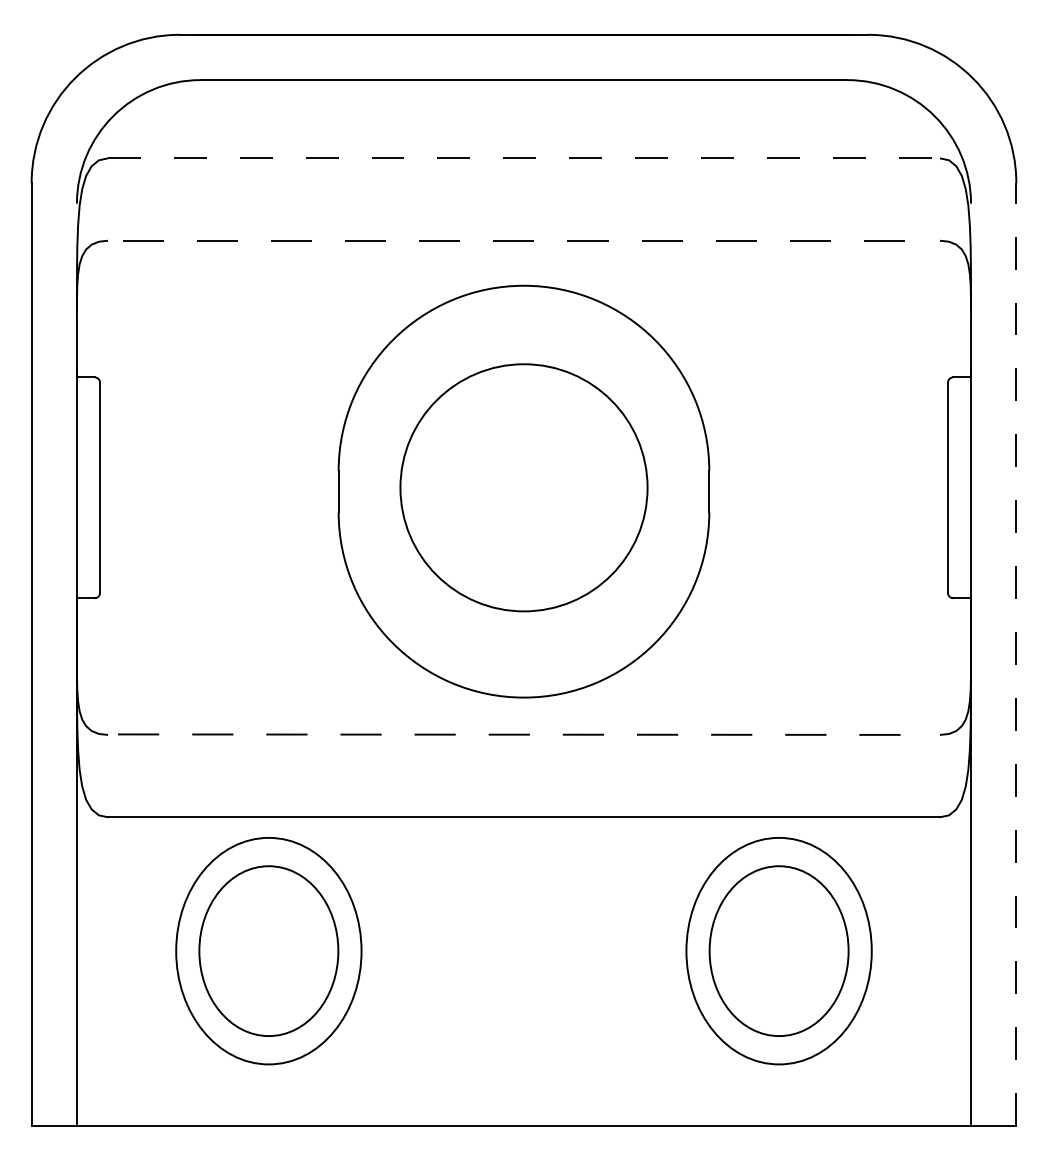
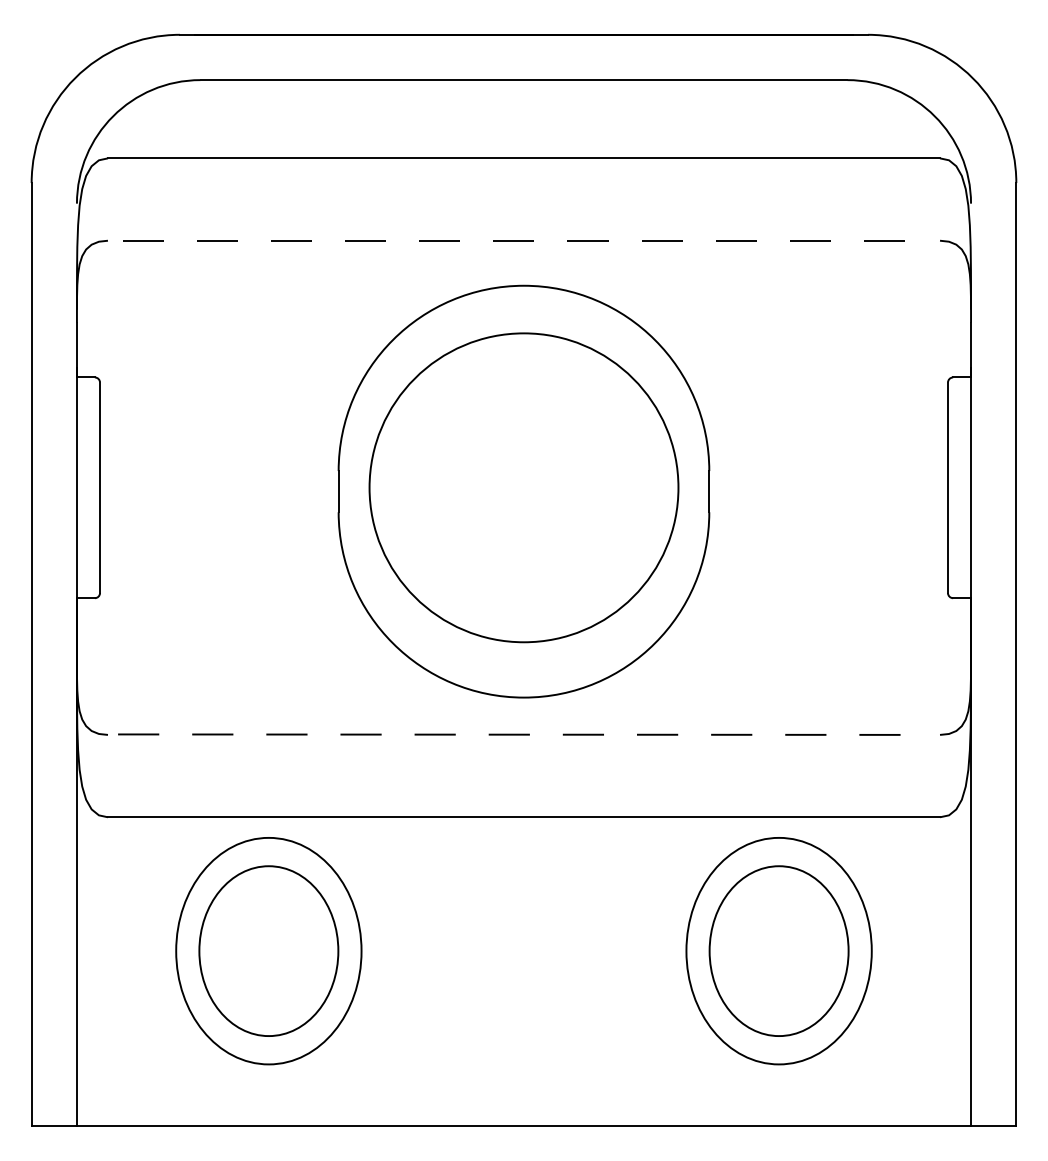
line: dashed -> solid (524, 158)
circle diameter: 247 px -> 309 px (523, 487)
line: dashed -> solid (1016, 654)
